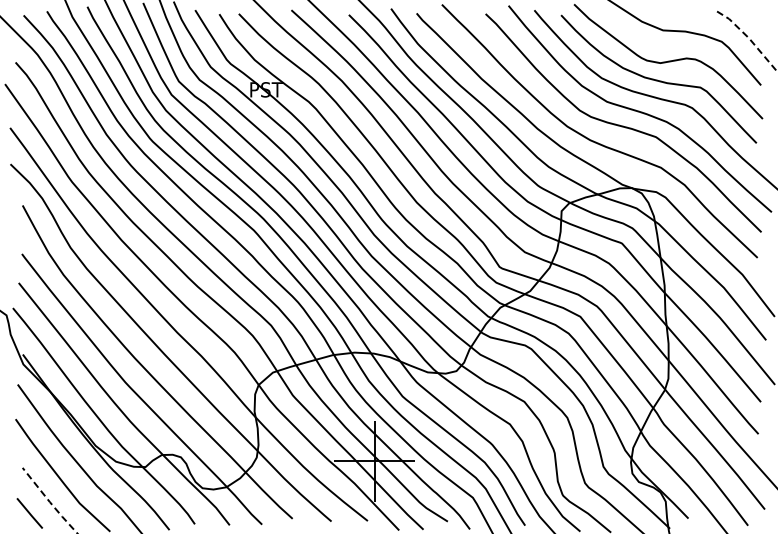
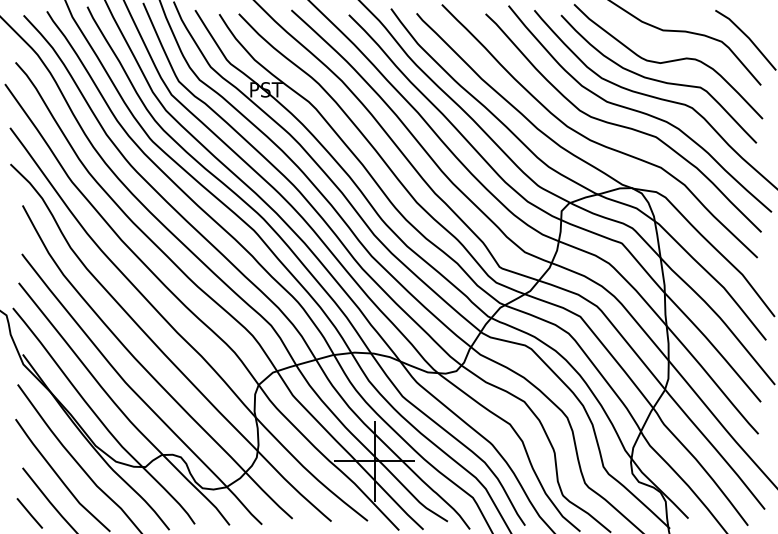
line: dashed -> solid (748, 37)
line: dashed -> solid (50, 502)
